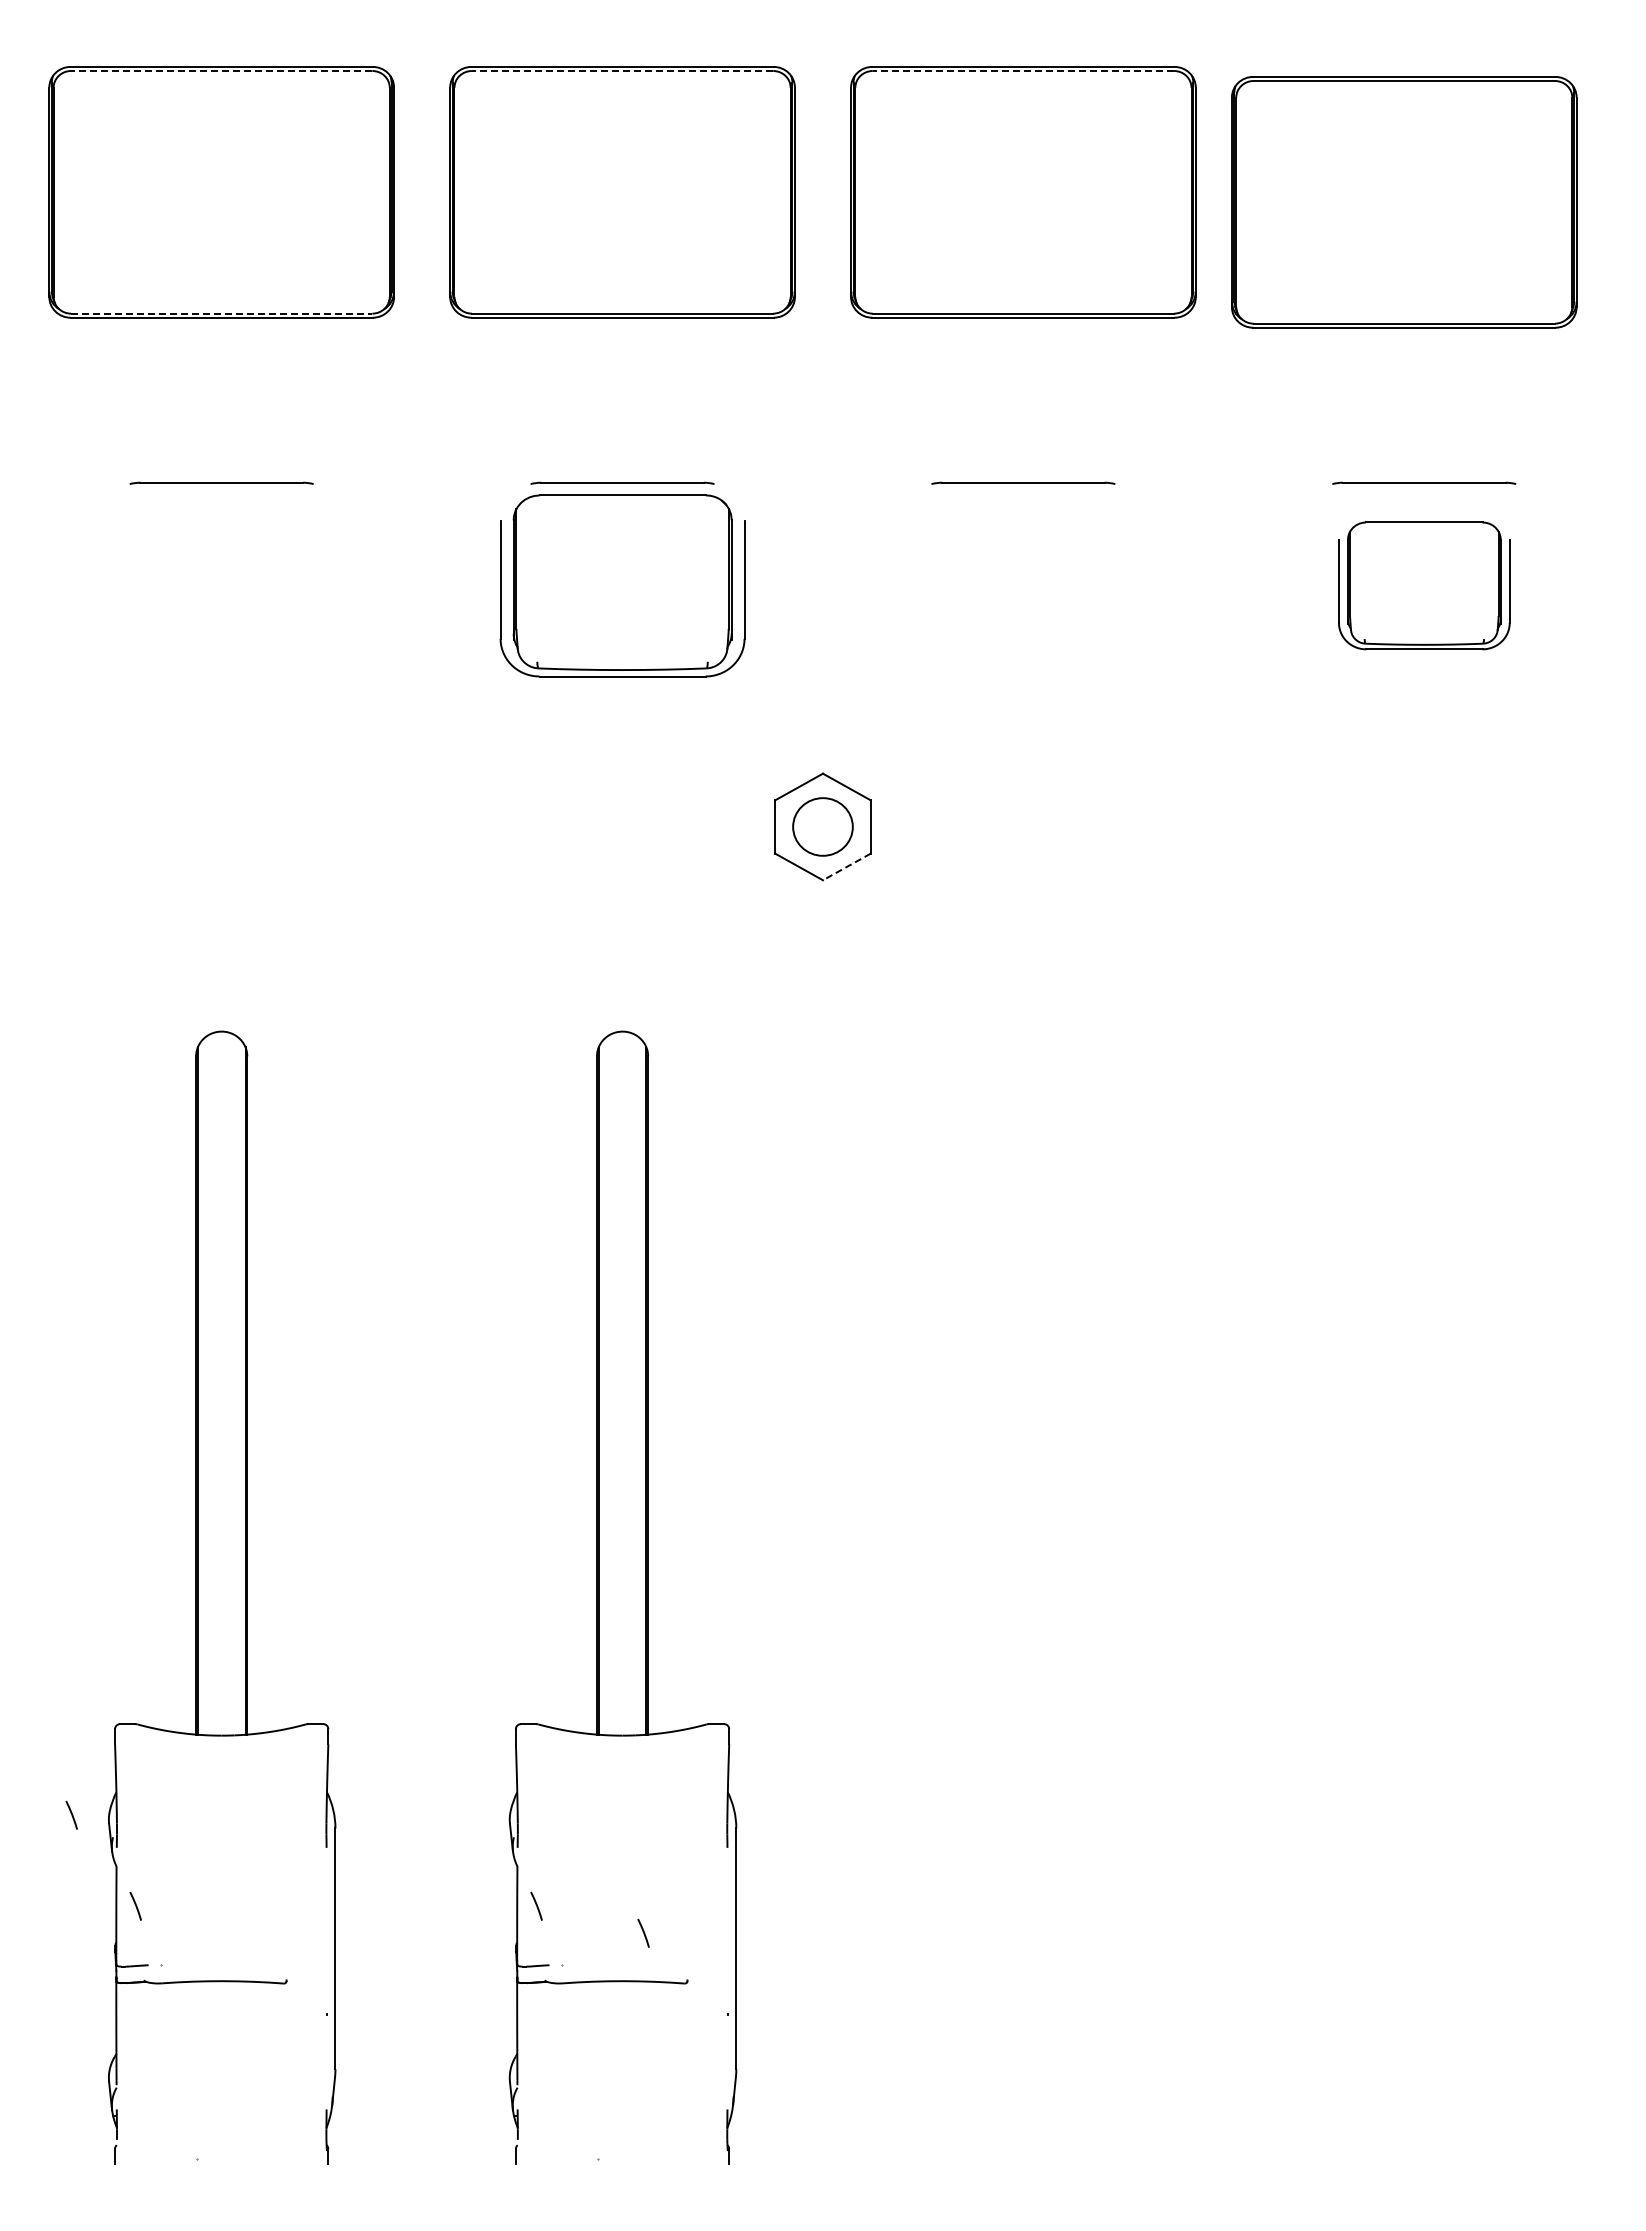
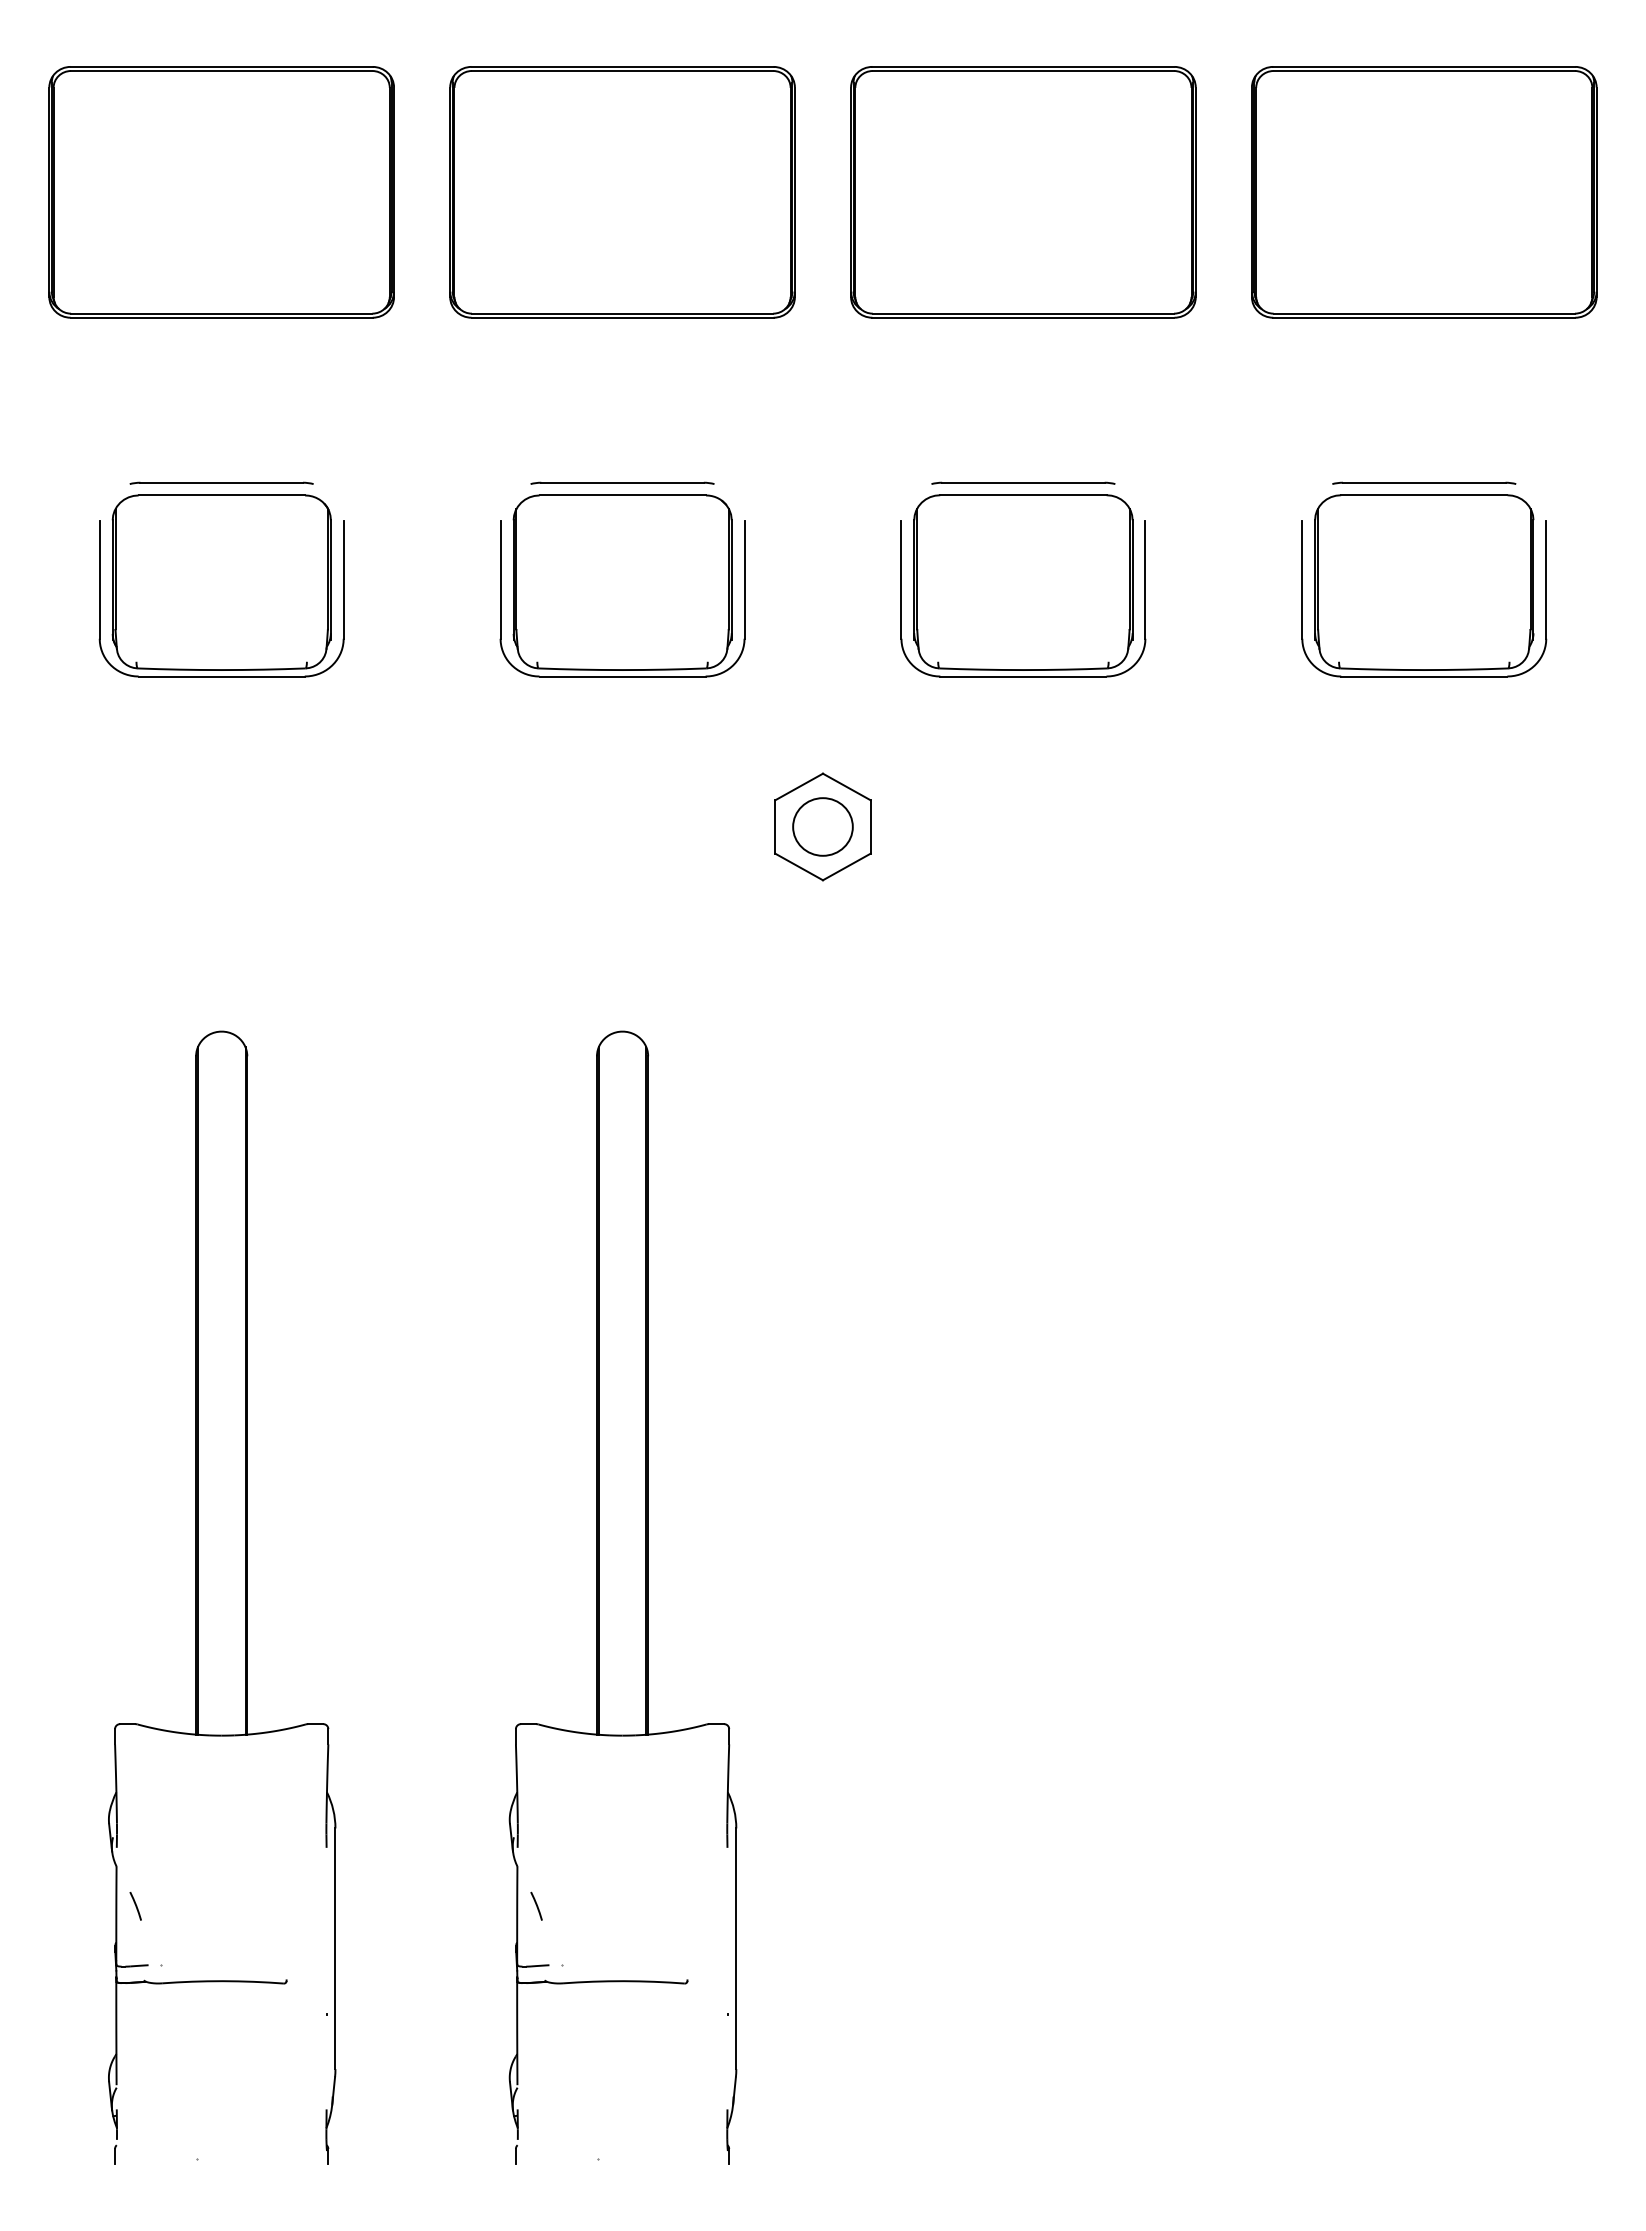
line: dashed -> solid (221, 71)
line: dashed -> solid (622, 71)
line: dashed -> solid (1023, 71)
part position: (1404, 202) -> (1424, 192) (1424, 192)
line: dashed -> solid (221, 313)
part: none -> present (221, 585)
part: none -> present (1023, 585)
part size: 173x130 px -> 247x184 px (1424, 585)
line: dashed -> solid (846, 867)
line: present -> none (71, 1815)
line: present -> none (643, 1932)
